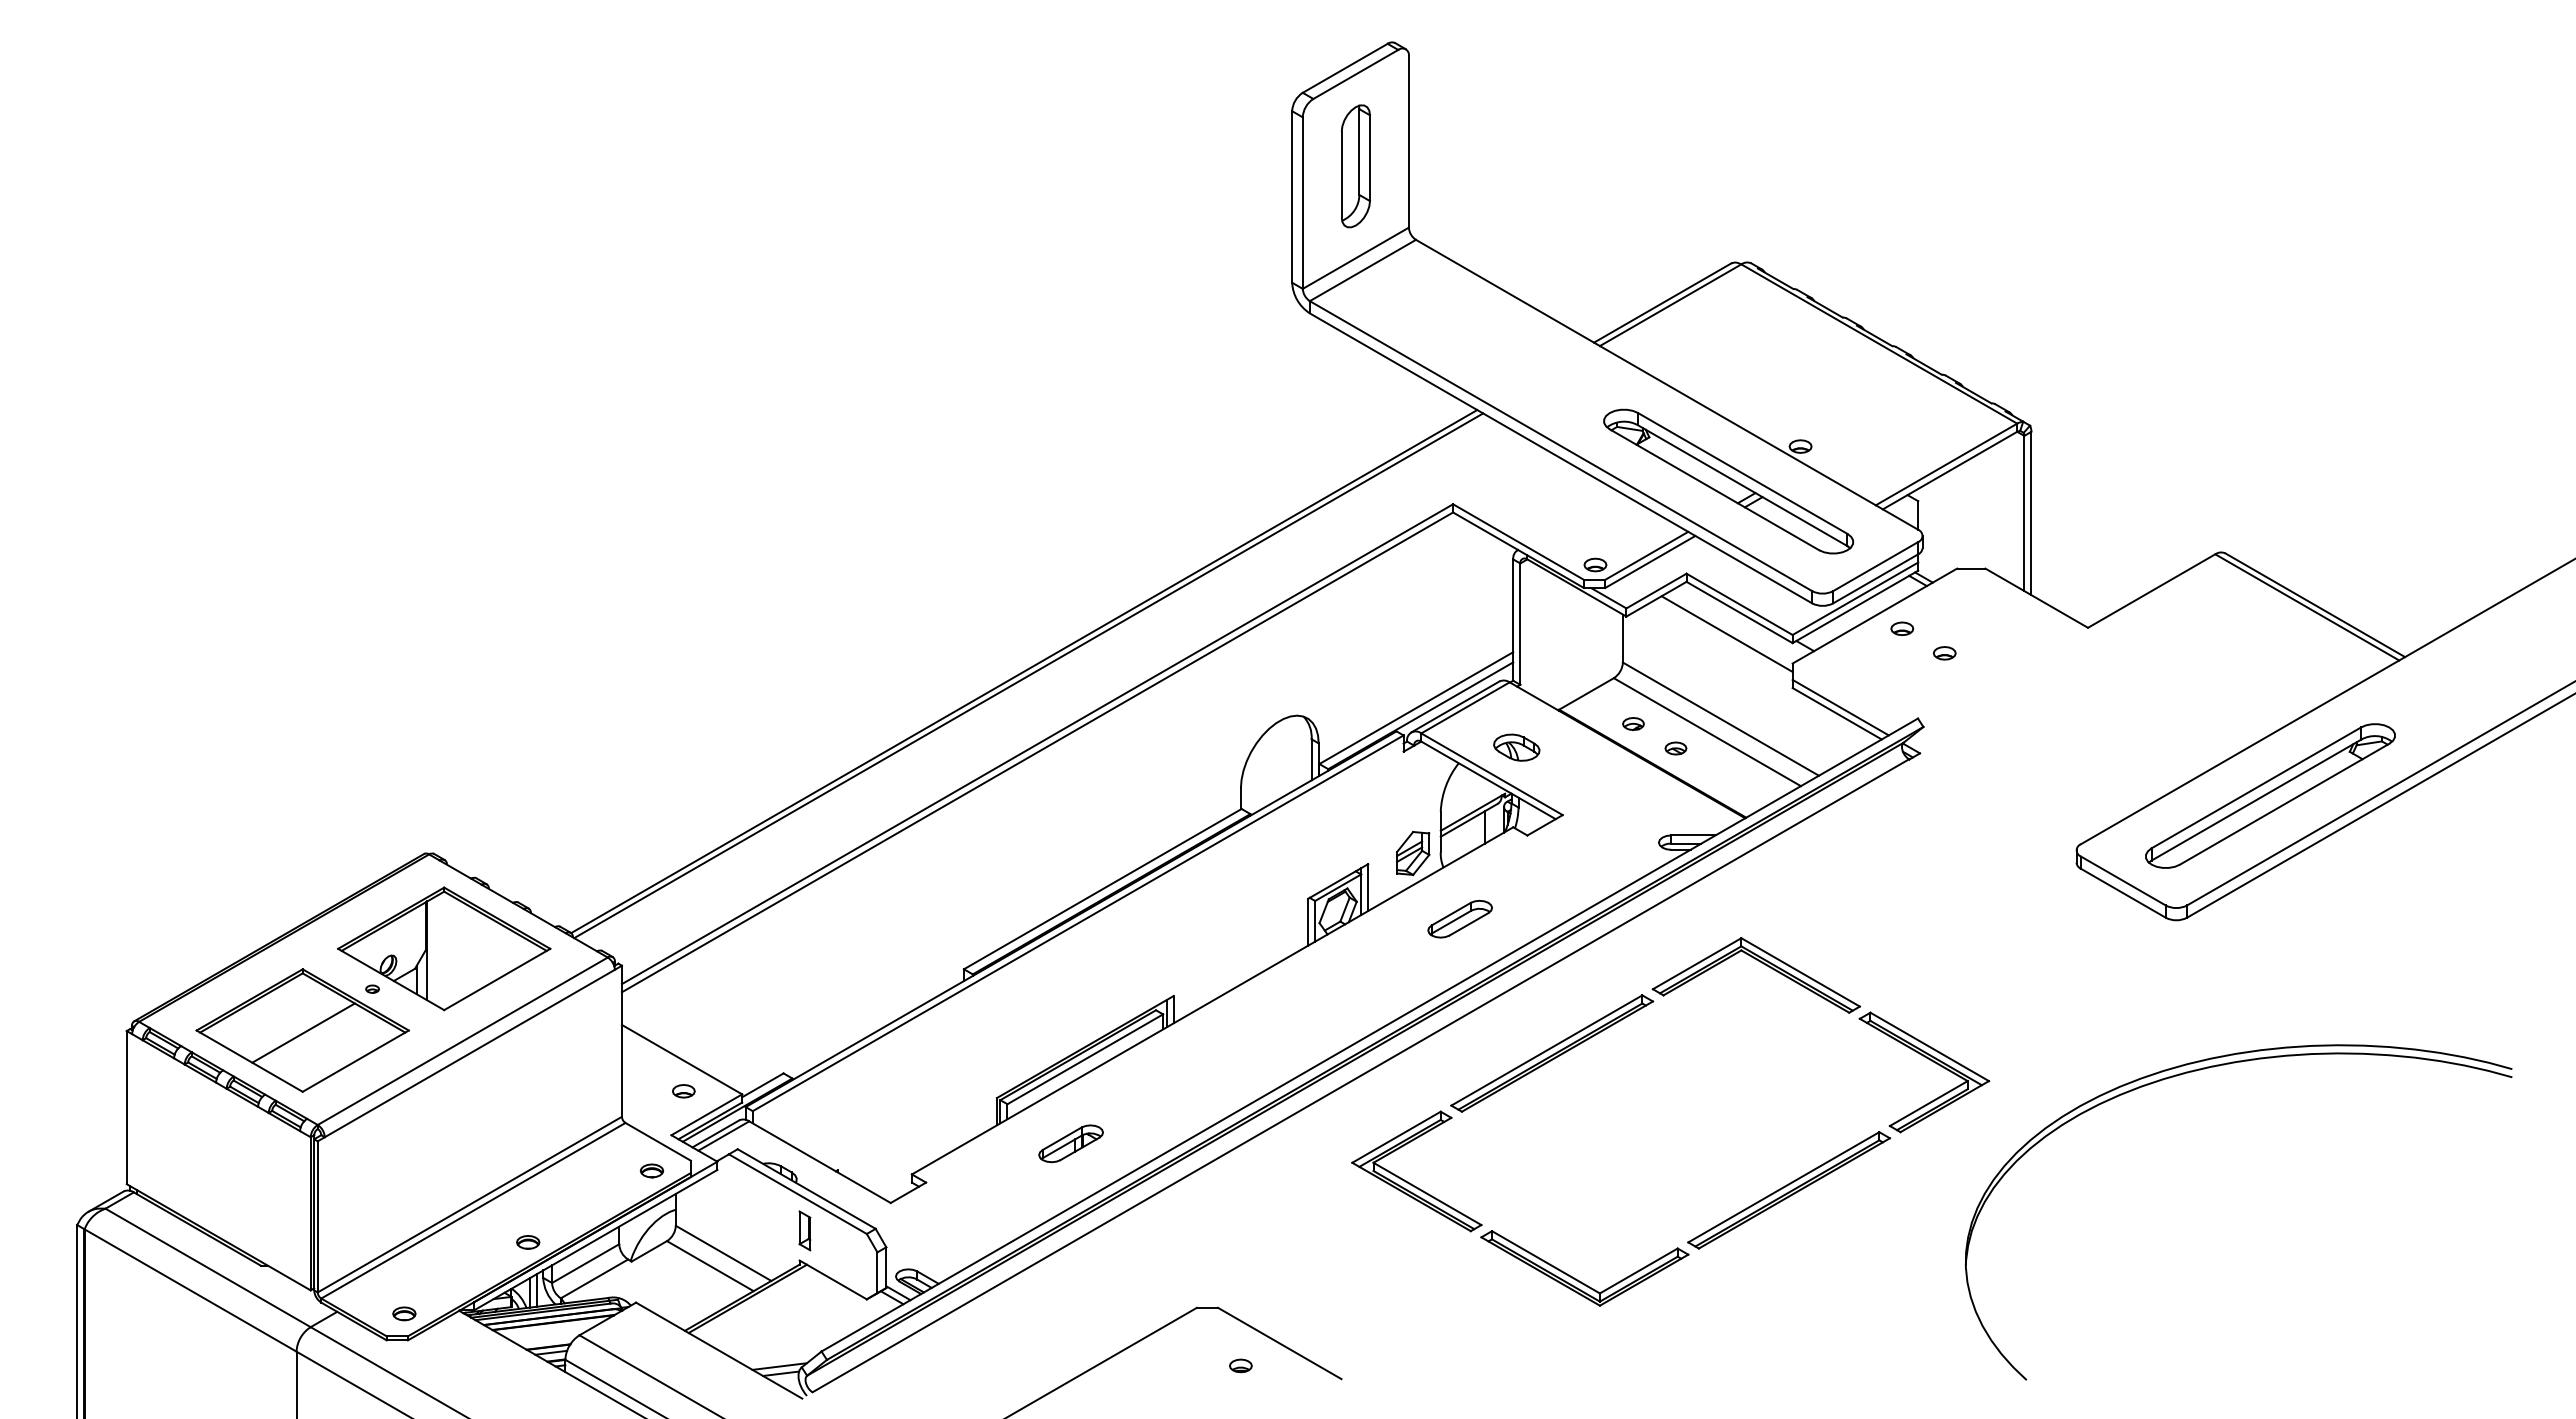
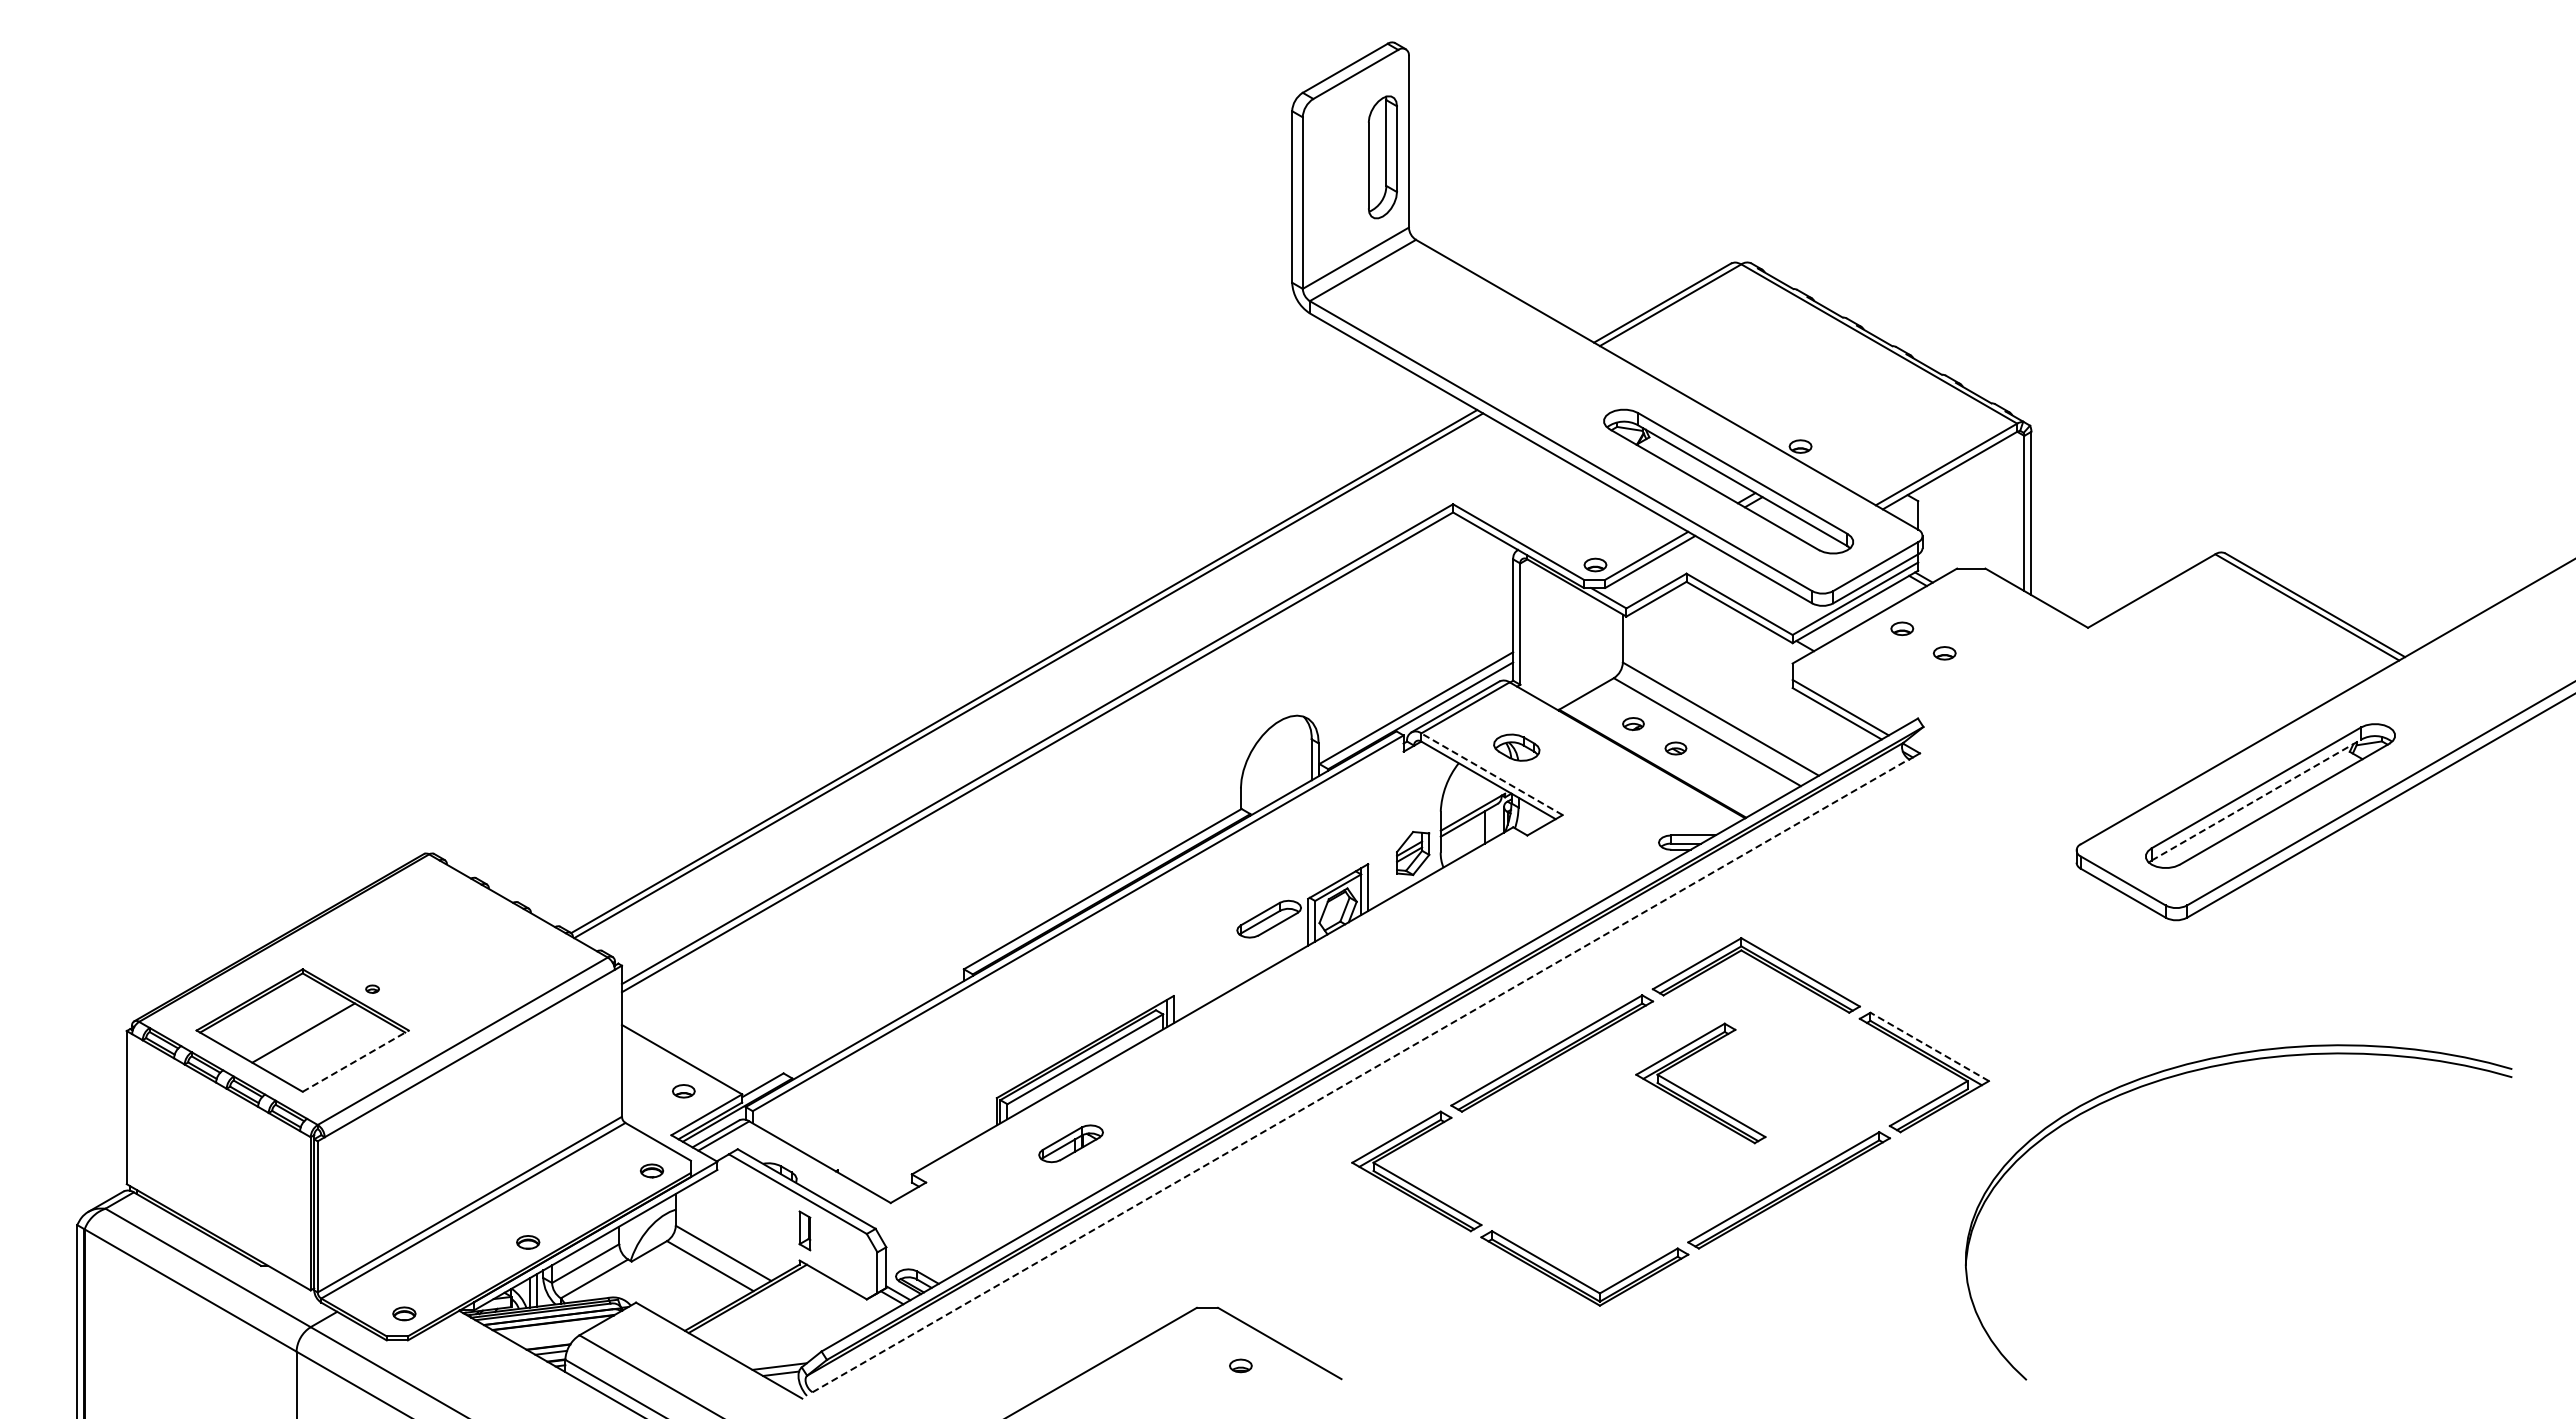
part position: (1355, 166) -> (1382, 157) (1382, 157)
line: present -> none (1726, 633)
line: solid -> dashed (1492, 774)
line: solid -> dashed (2256, 800)
part position: (1459, 918) -> (1268, 918) (1268, 918)
part: present -> none (444, 948)
line: solid -> dashed (1929, 1046)
line: solid -> dashed (356, 1060)
line: solid -> dashed (1361, 1075)
part: none -> present (1692, 1093)
